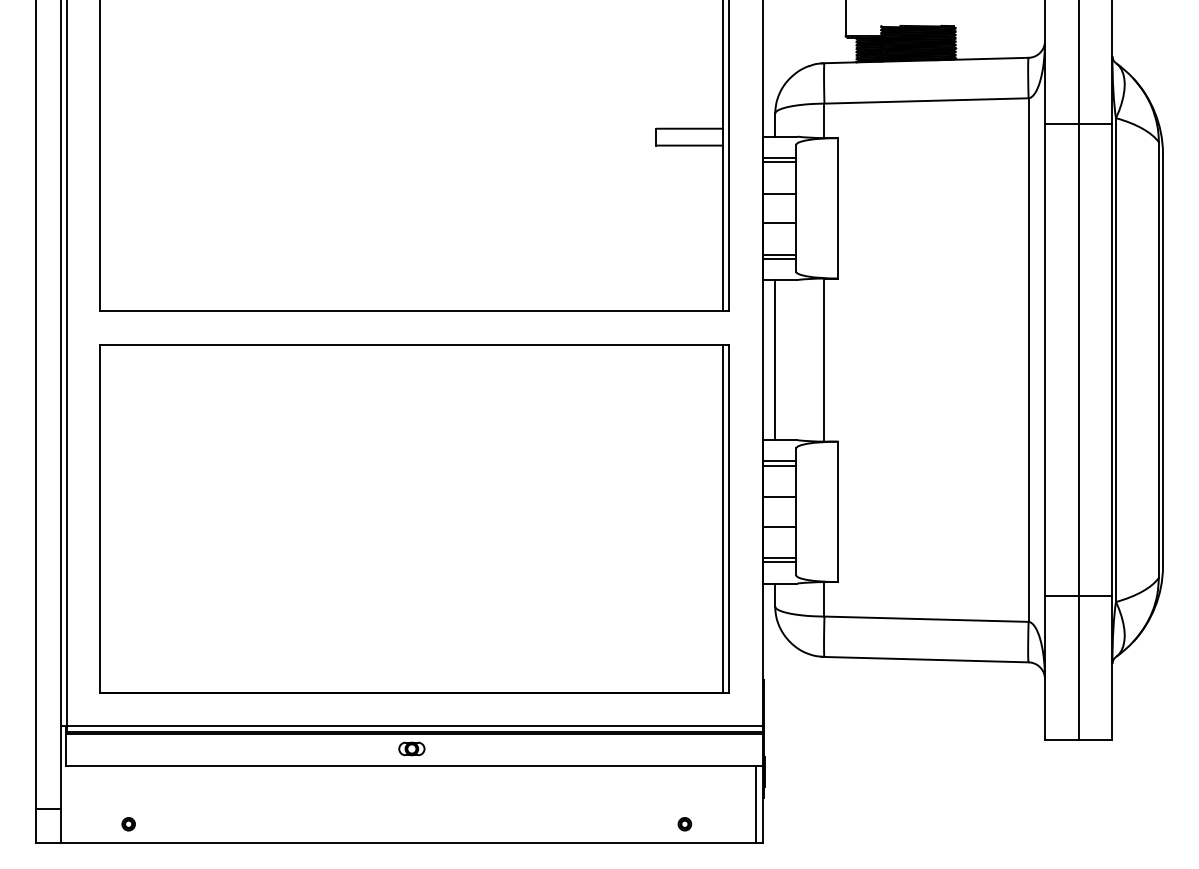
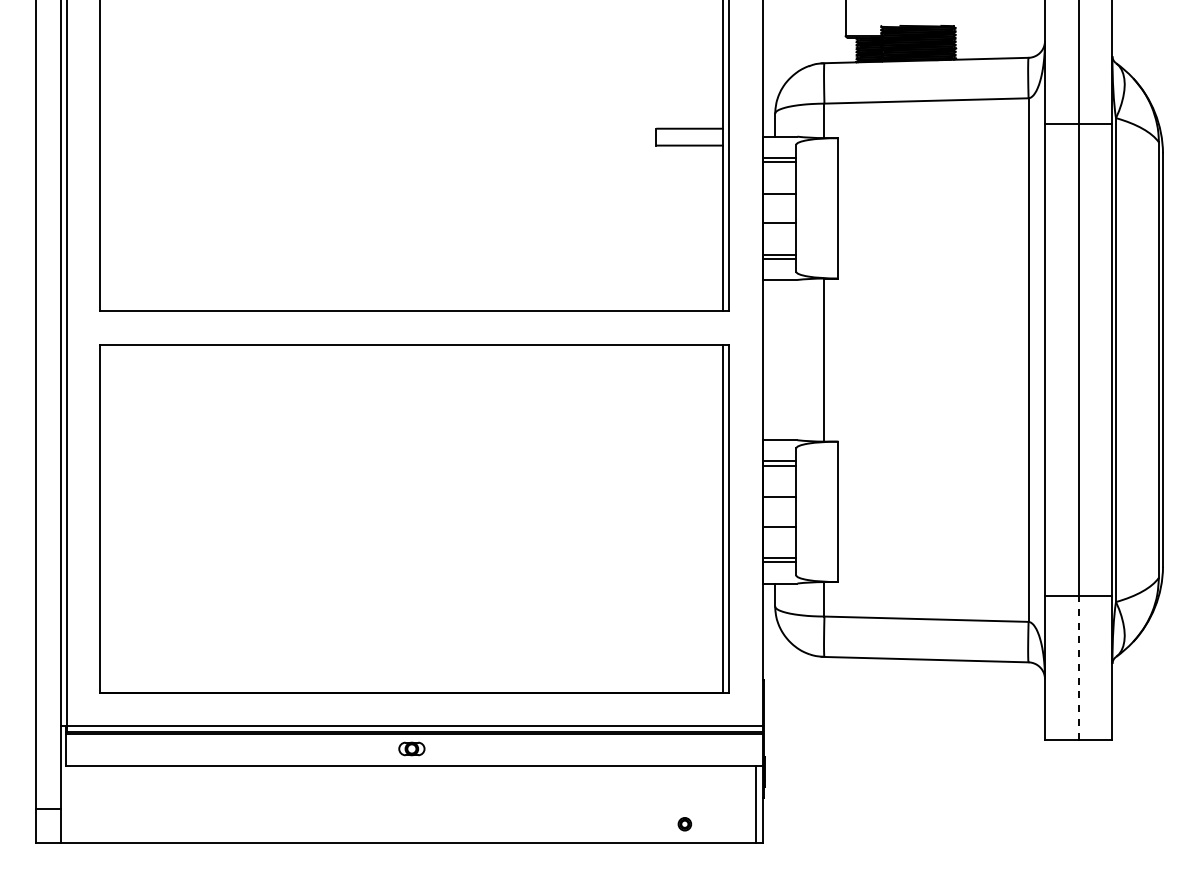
line: present -> none (775, 360)
line: solid -> dashed (1078, 667)
part: present -> none (128, 824)
